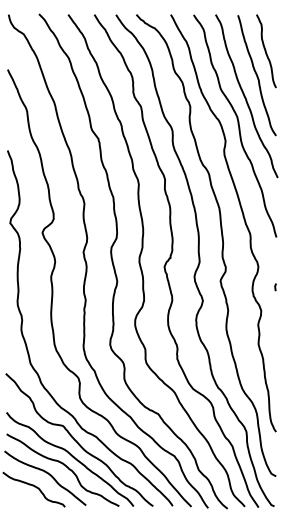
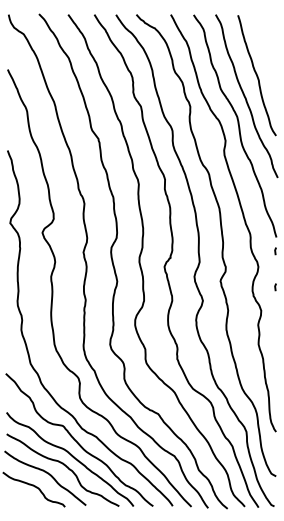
curve: present -> none (266, 51)
line: none -> present (275, 251)
